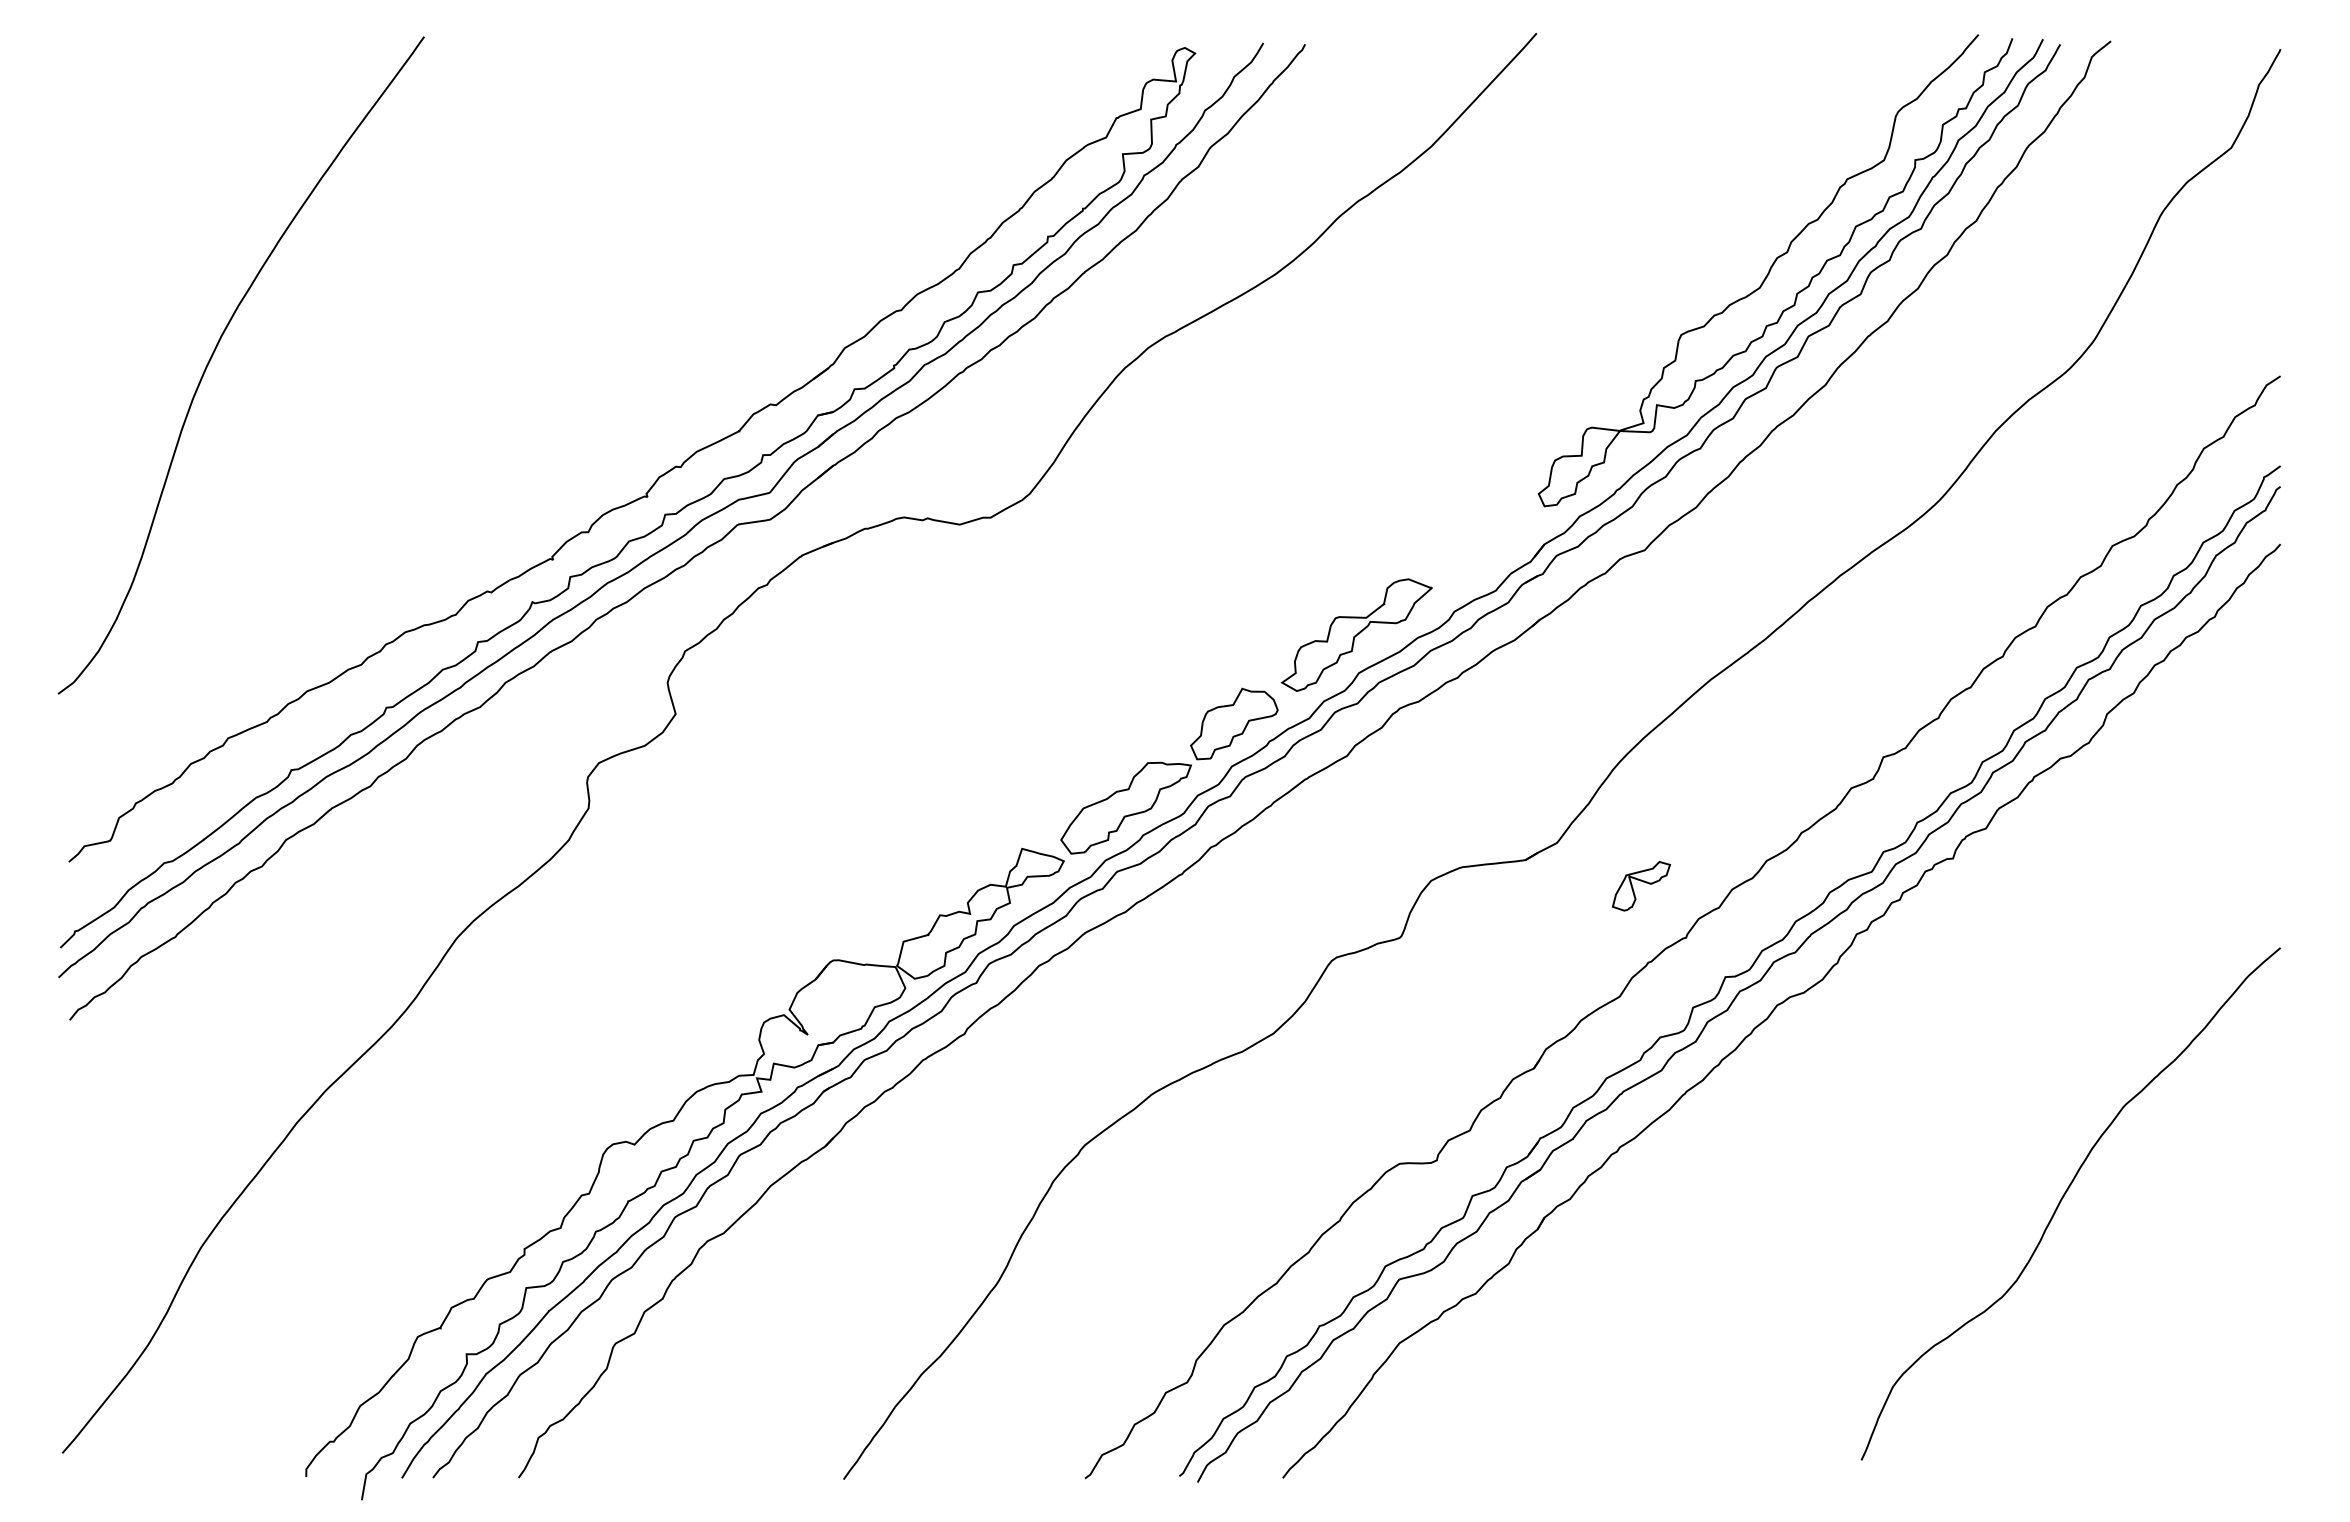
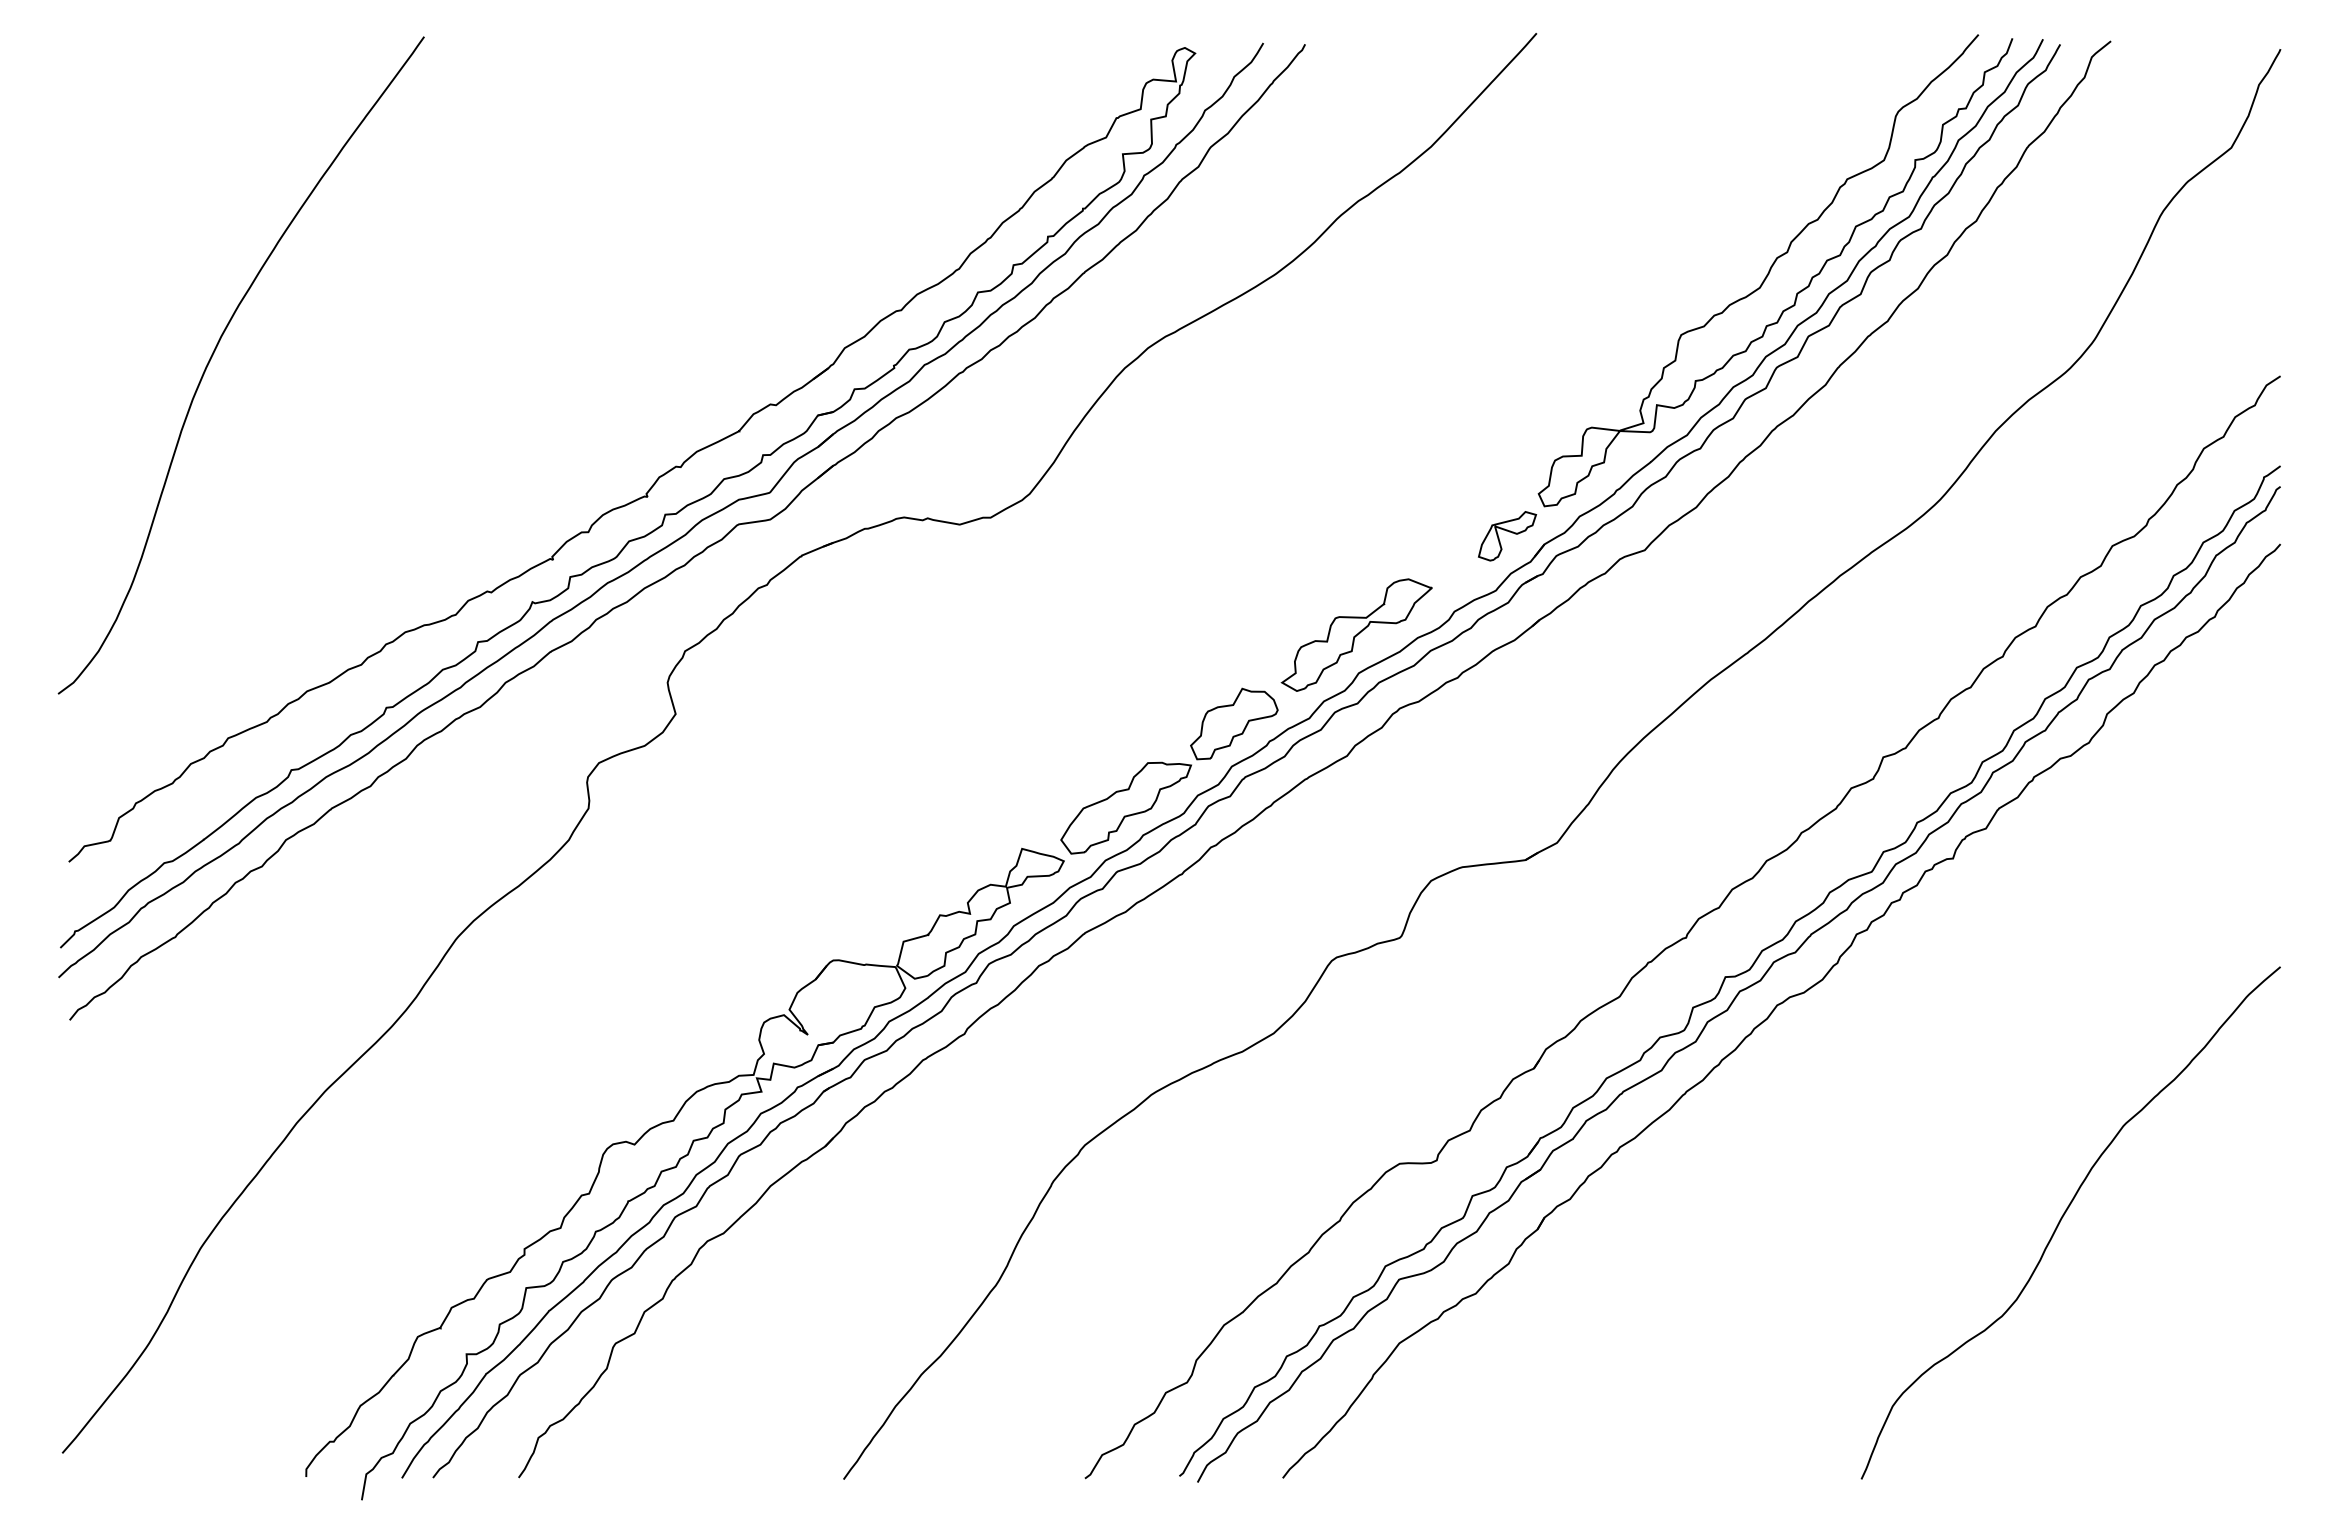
part position: (1641, 886) -> (1507, 536) (1507, 536)
curve position: (2063, 1198) -> (2063, 1217) (2063, 1217)
